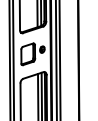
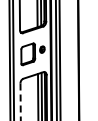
line: solid -> dashed (20, 102)
